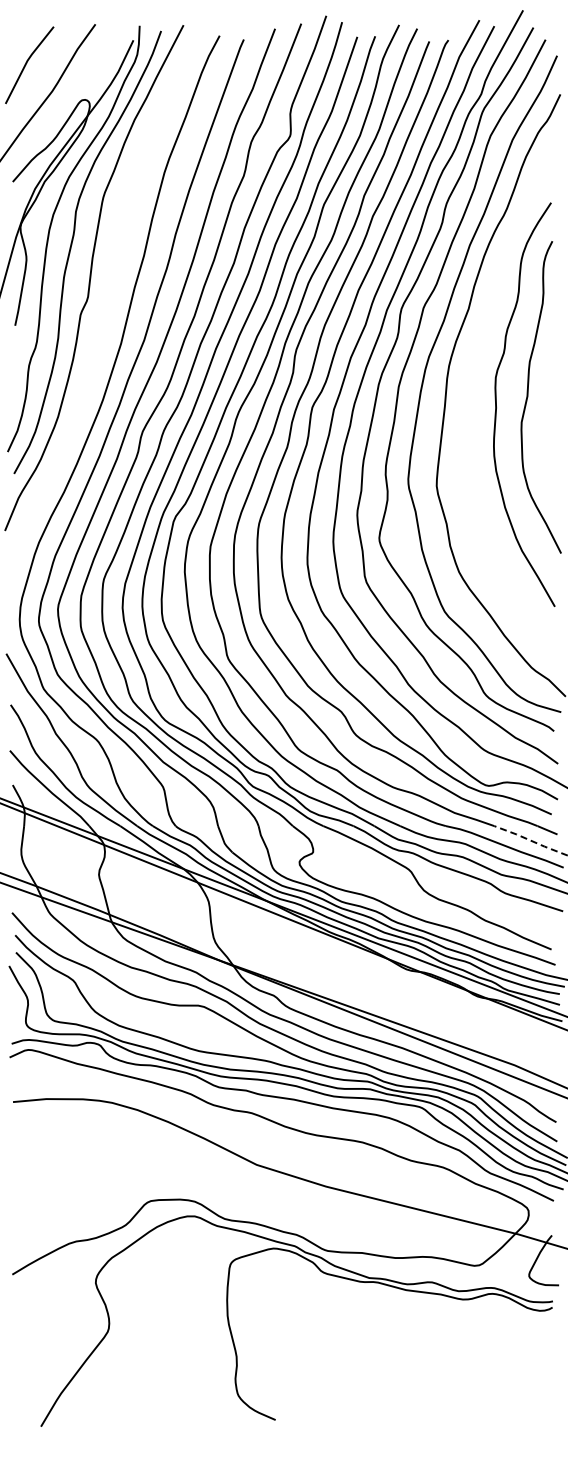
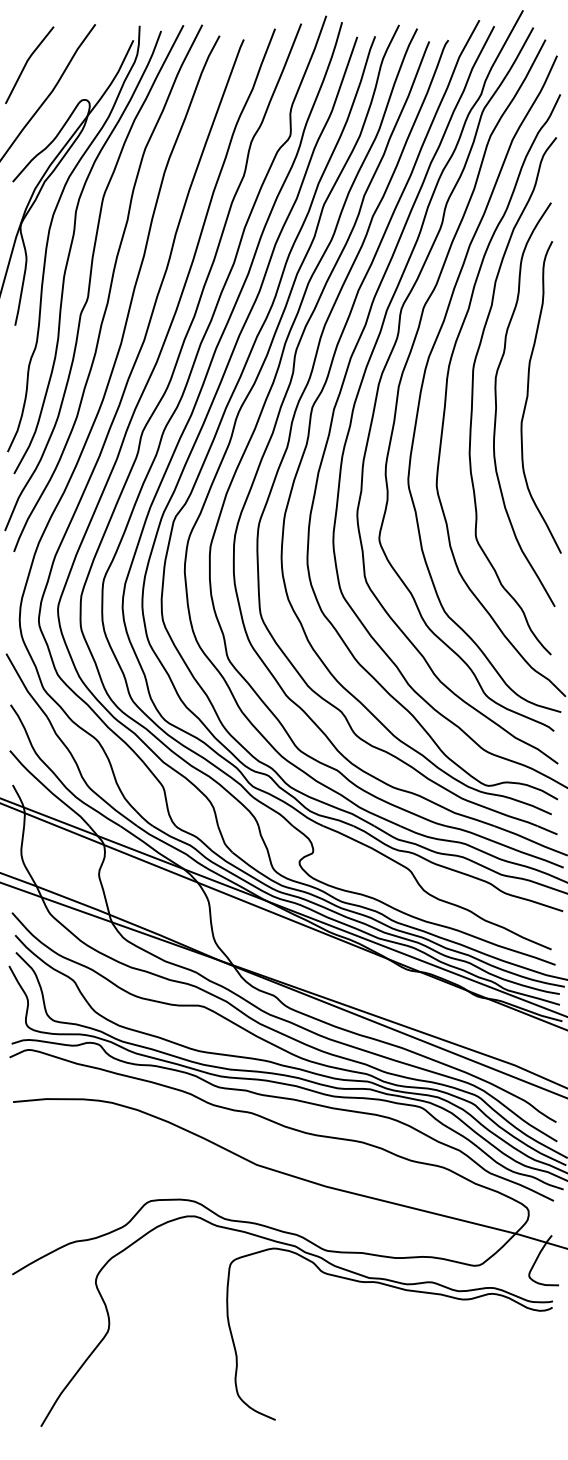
curve: none -> present (109, 288)
curve: none -> present (473, 396)
line: dashed -> solid (531, 840)
